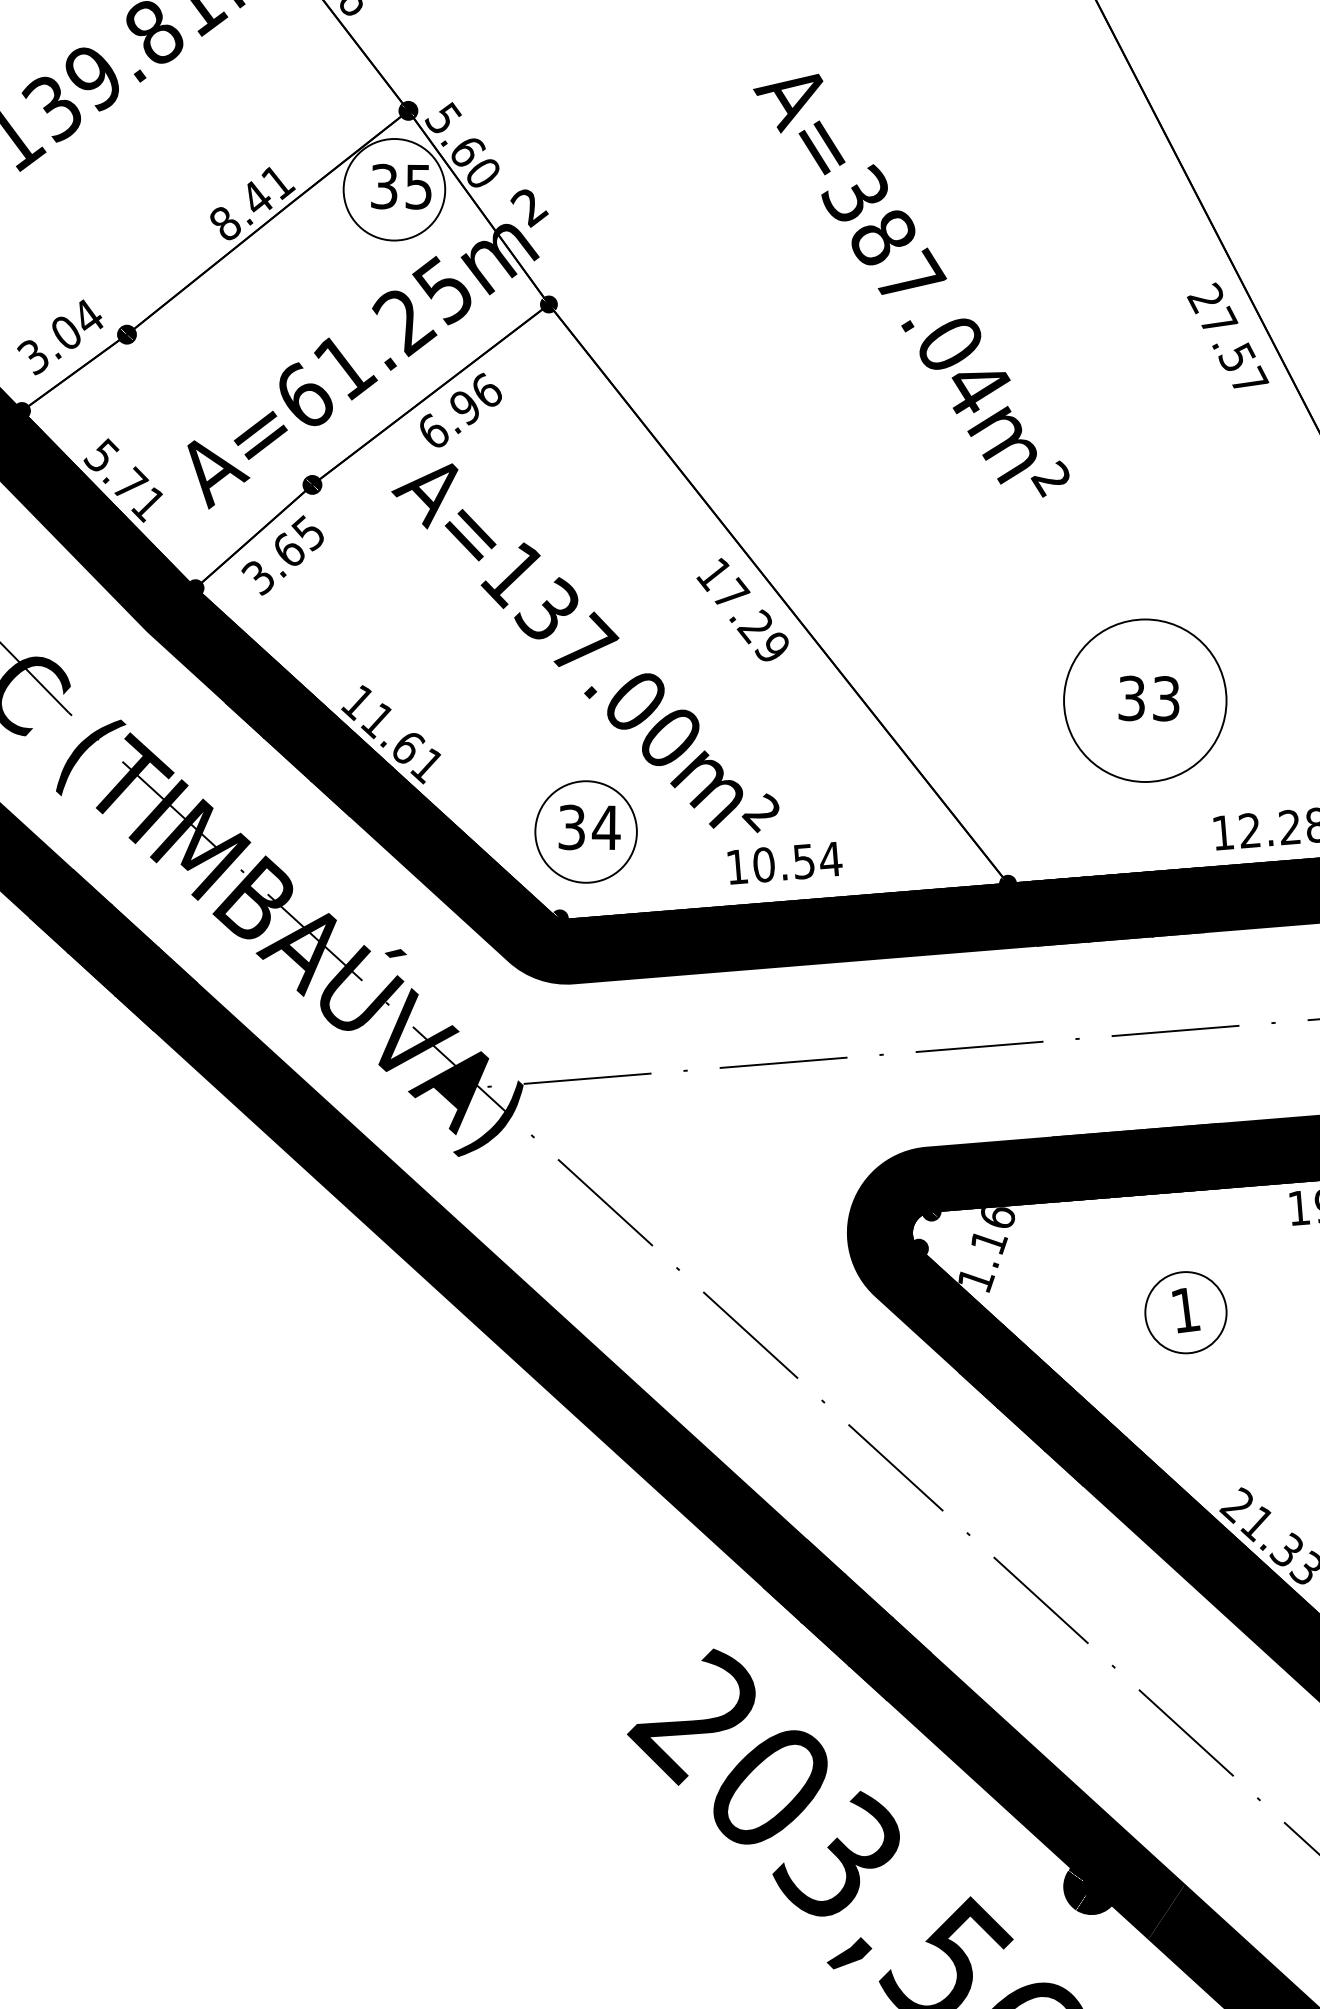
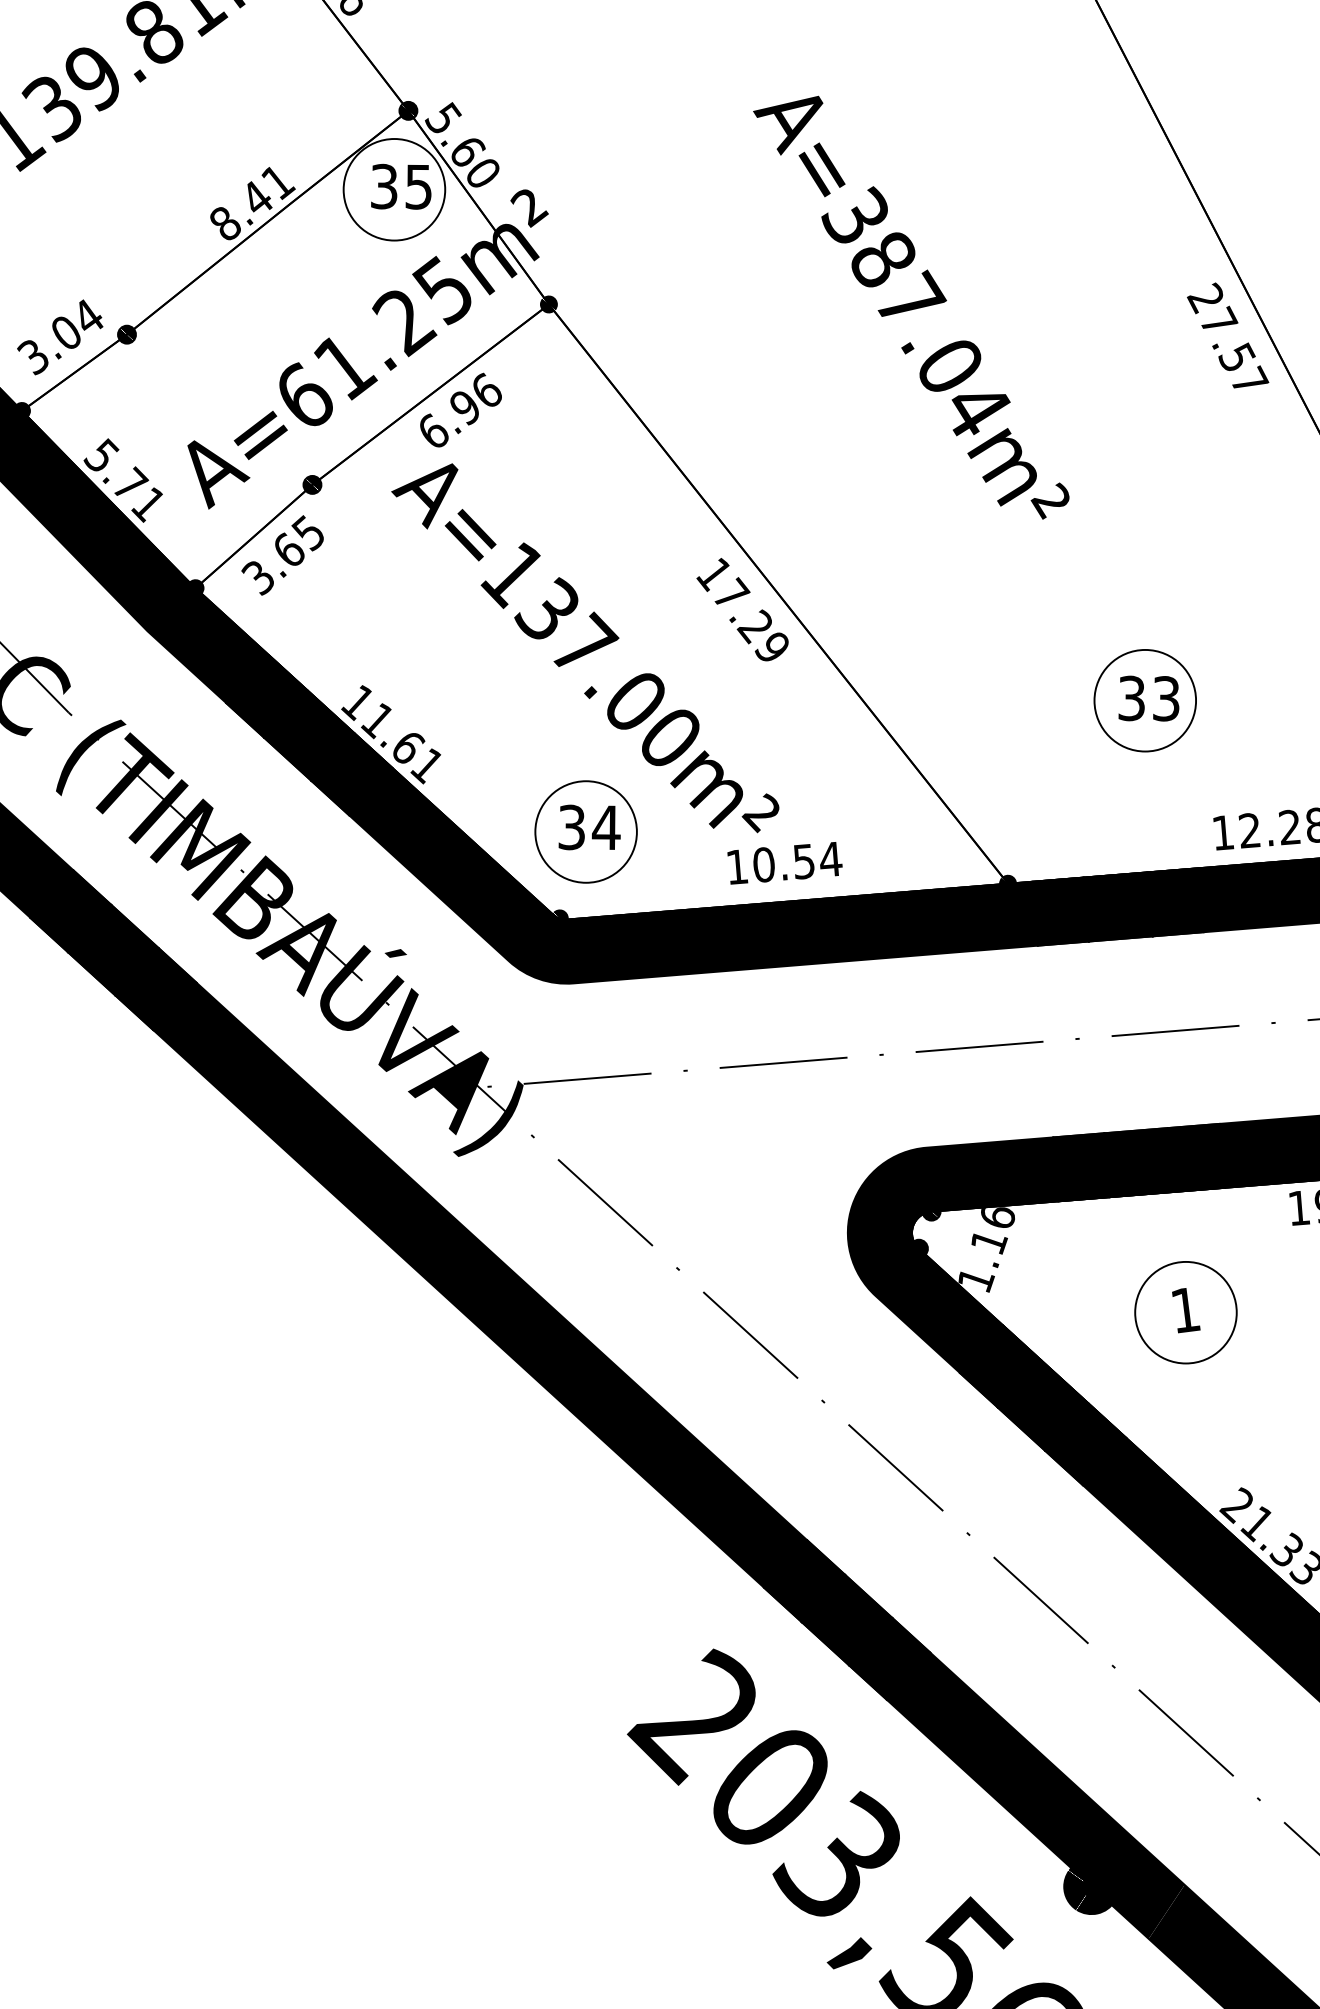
text position: (911, 285) -> (911, 307) (911, 307)
circle diameter: 162 px -> 102 px (1145, 700)
circle diameter: 81 px -> 102 px (1185, 1312)
